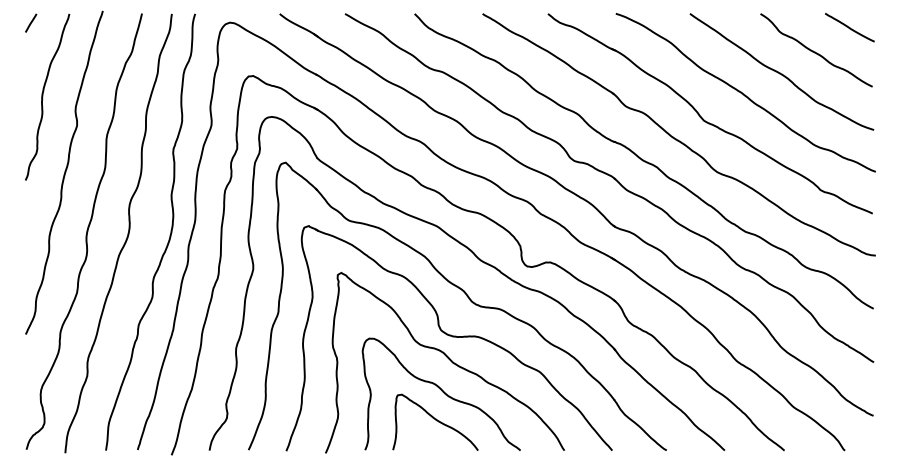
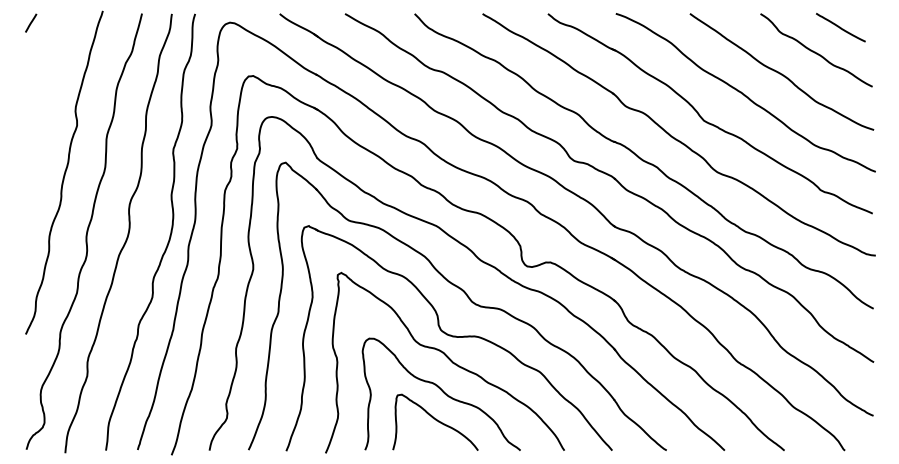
line position: (849, 27) -> (840, 27) (840, 27)
curve: present -> none (43, 96)
